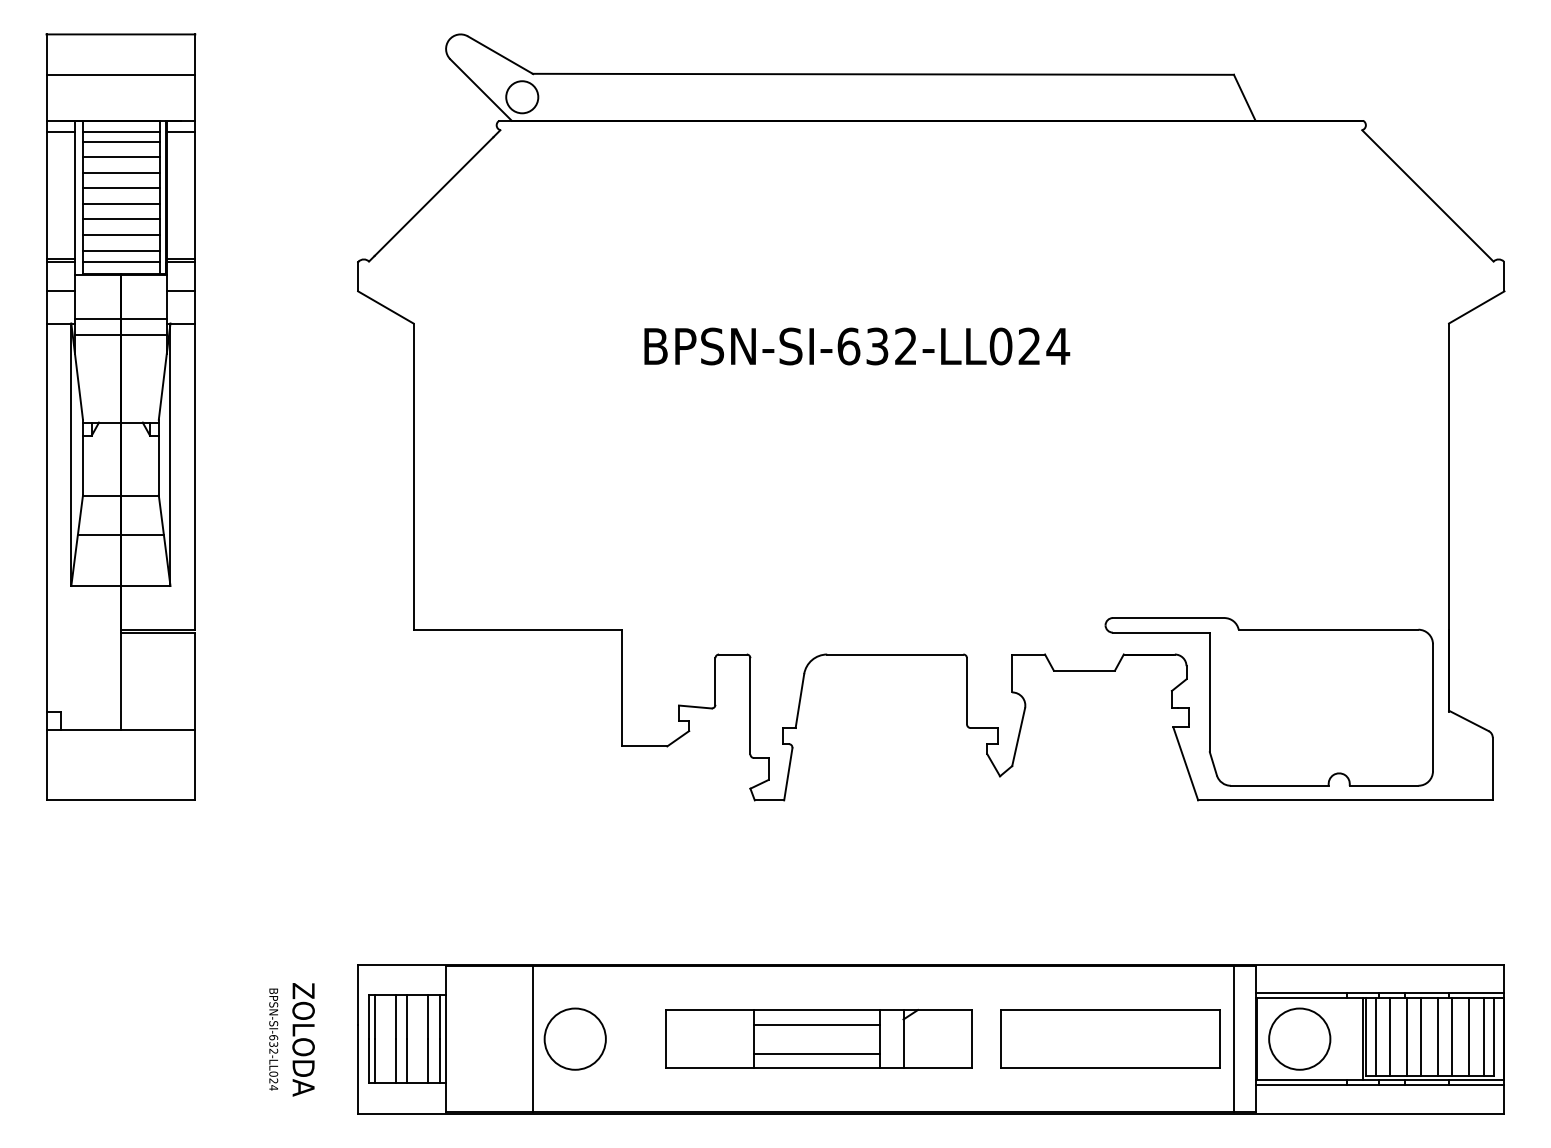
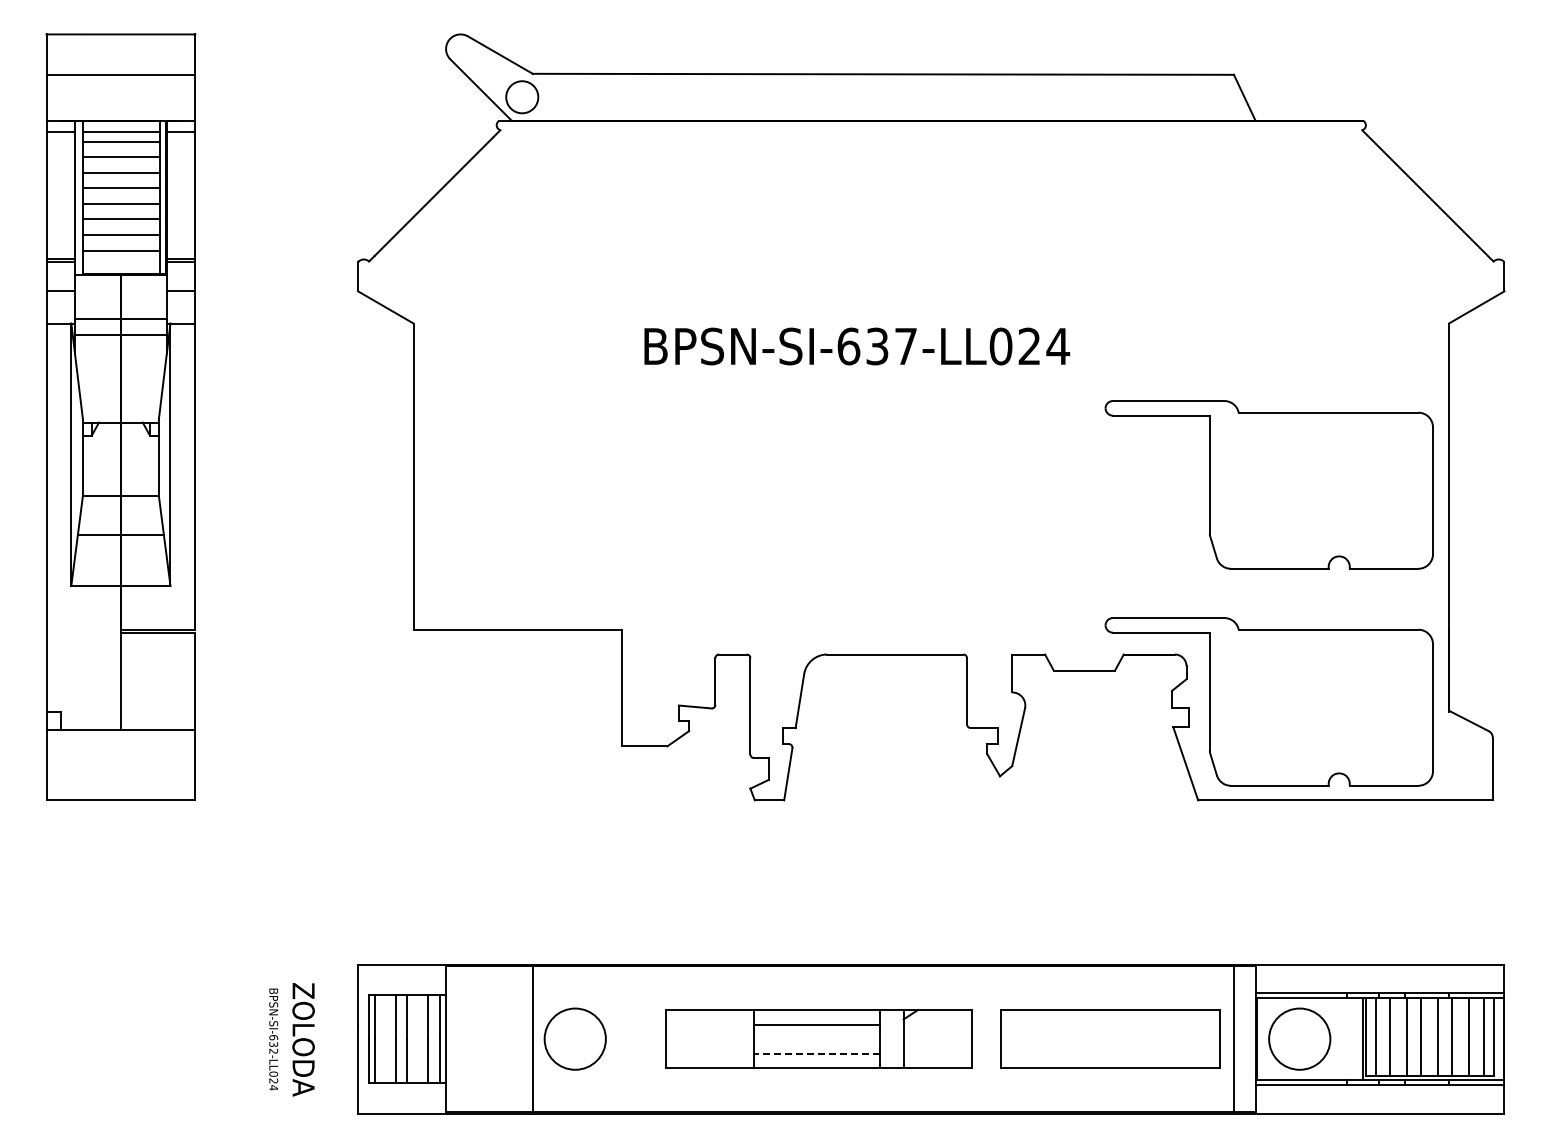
line: present -> none (121, 262)
text: BPSN-SI-632-LL024 -> BPSN-SI-637-LL024 (905, 345)
part: none -> present (1268, 484)
line: solid -> dashed (816, 1053)
